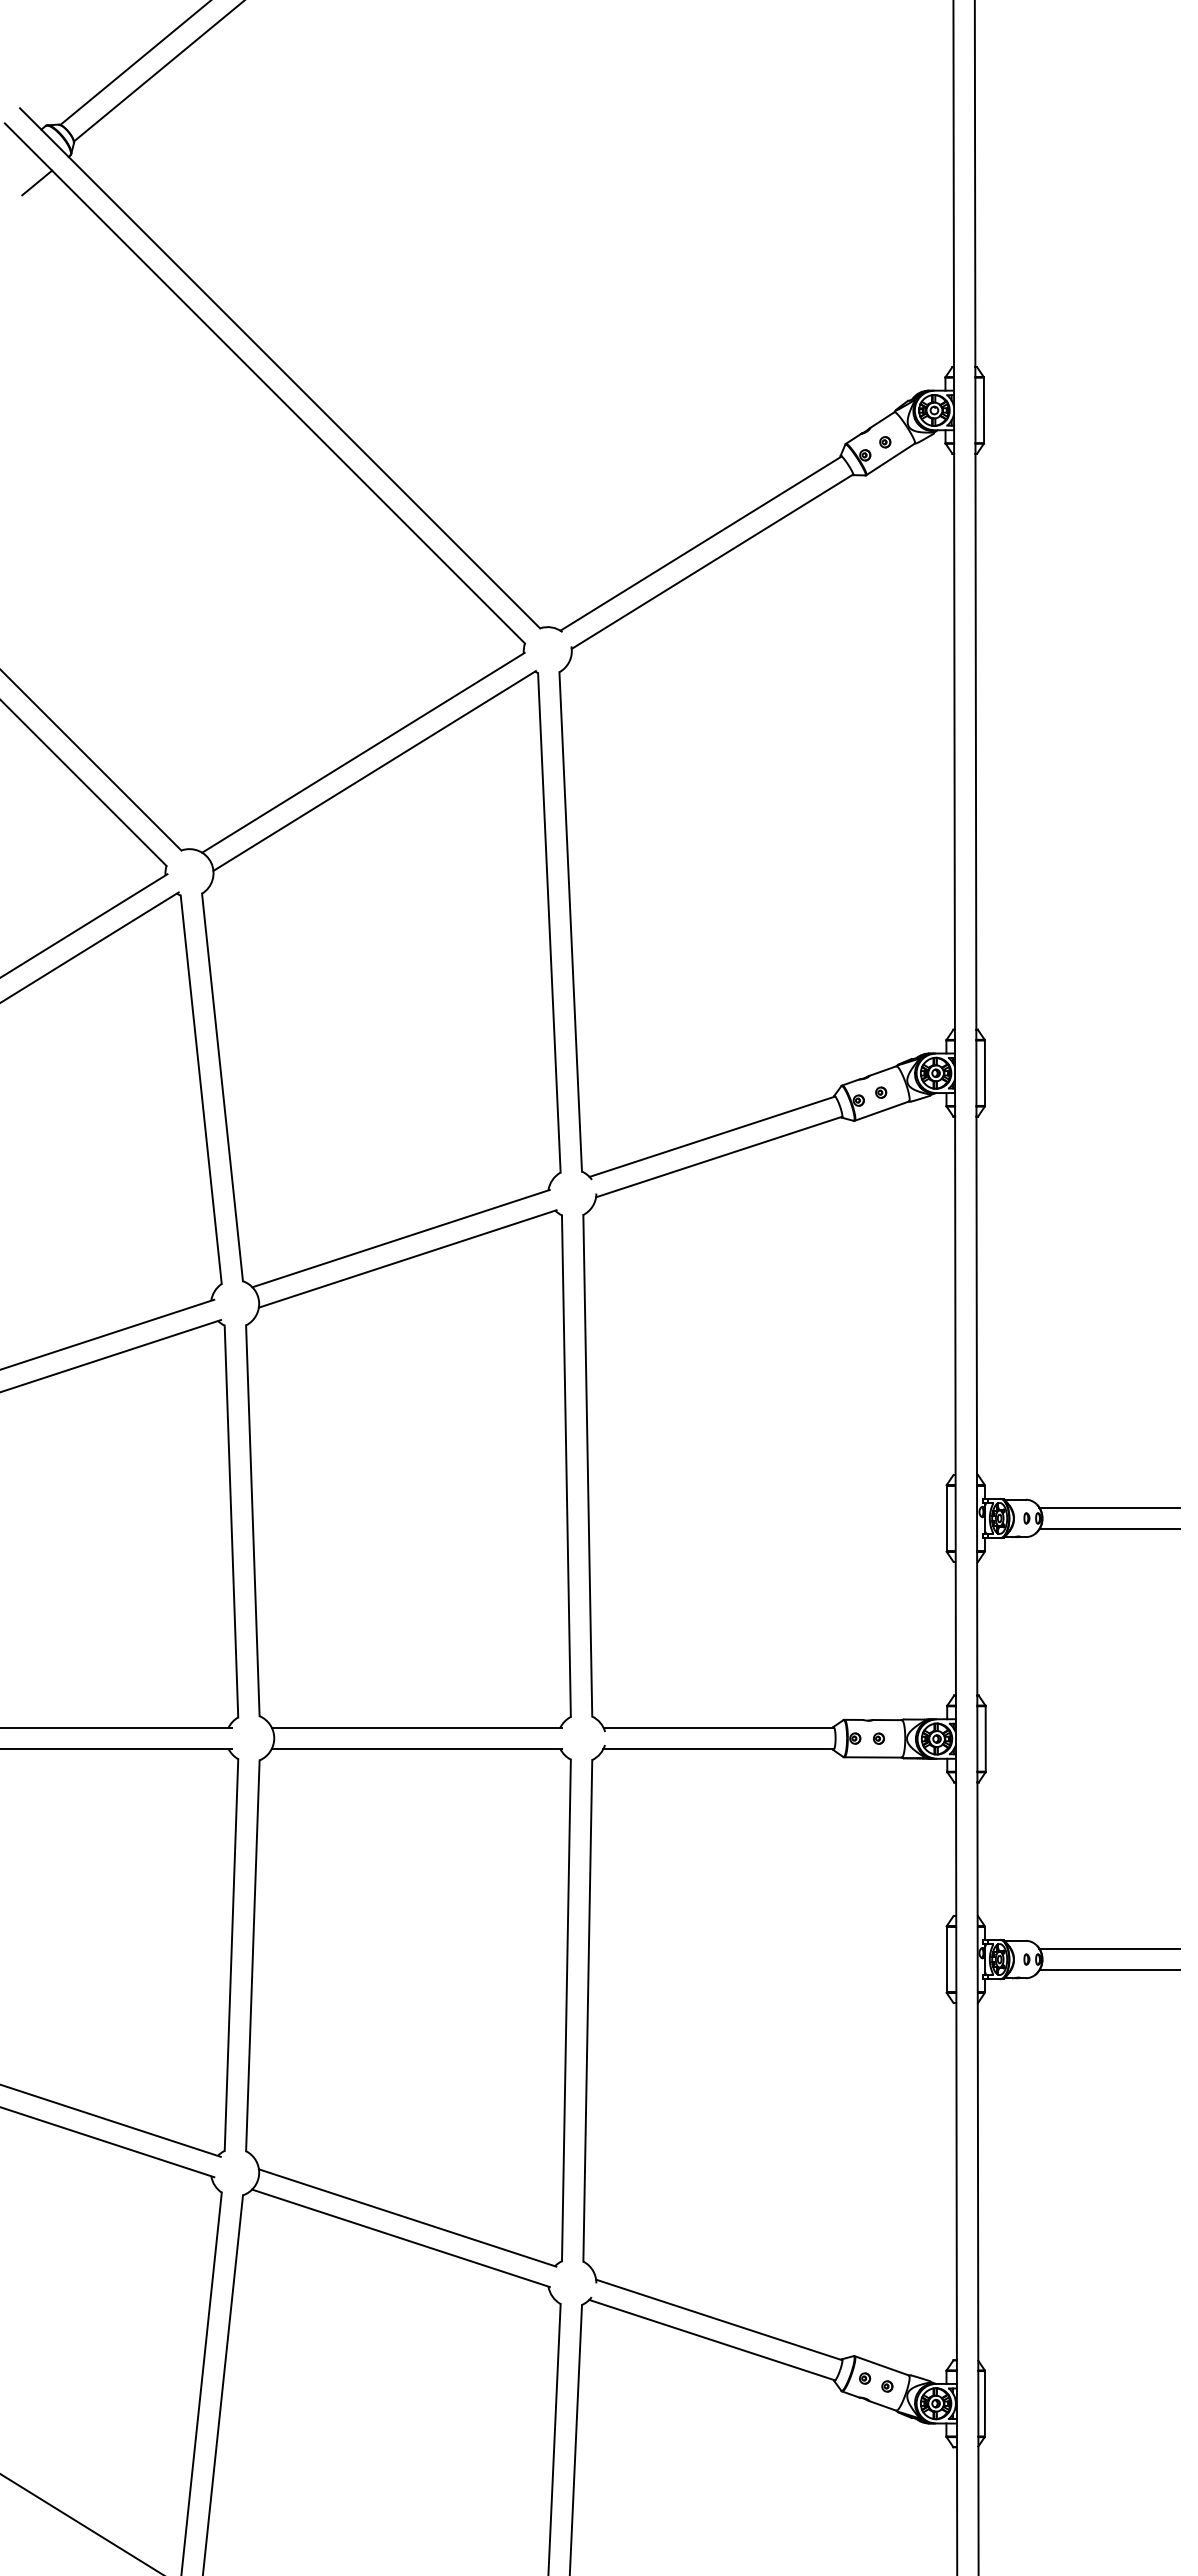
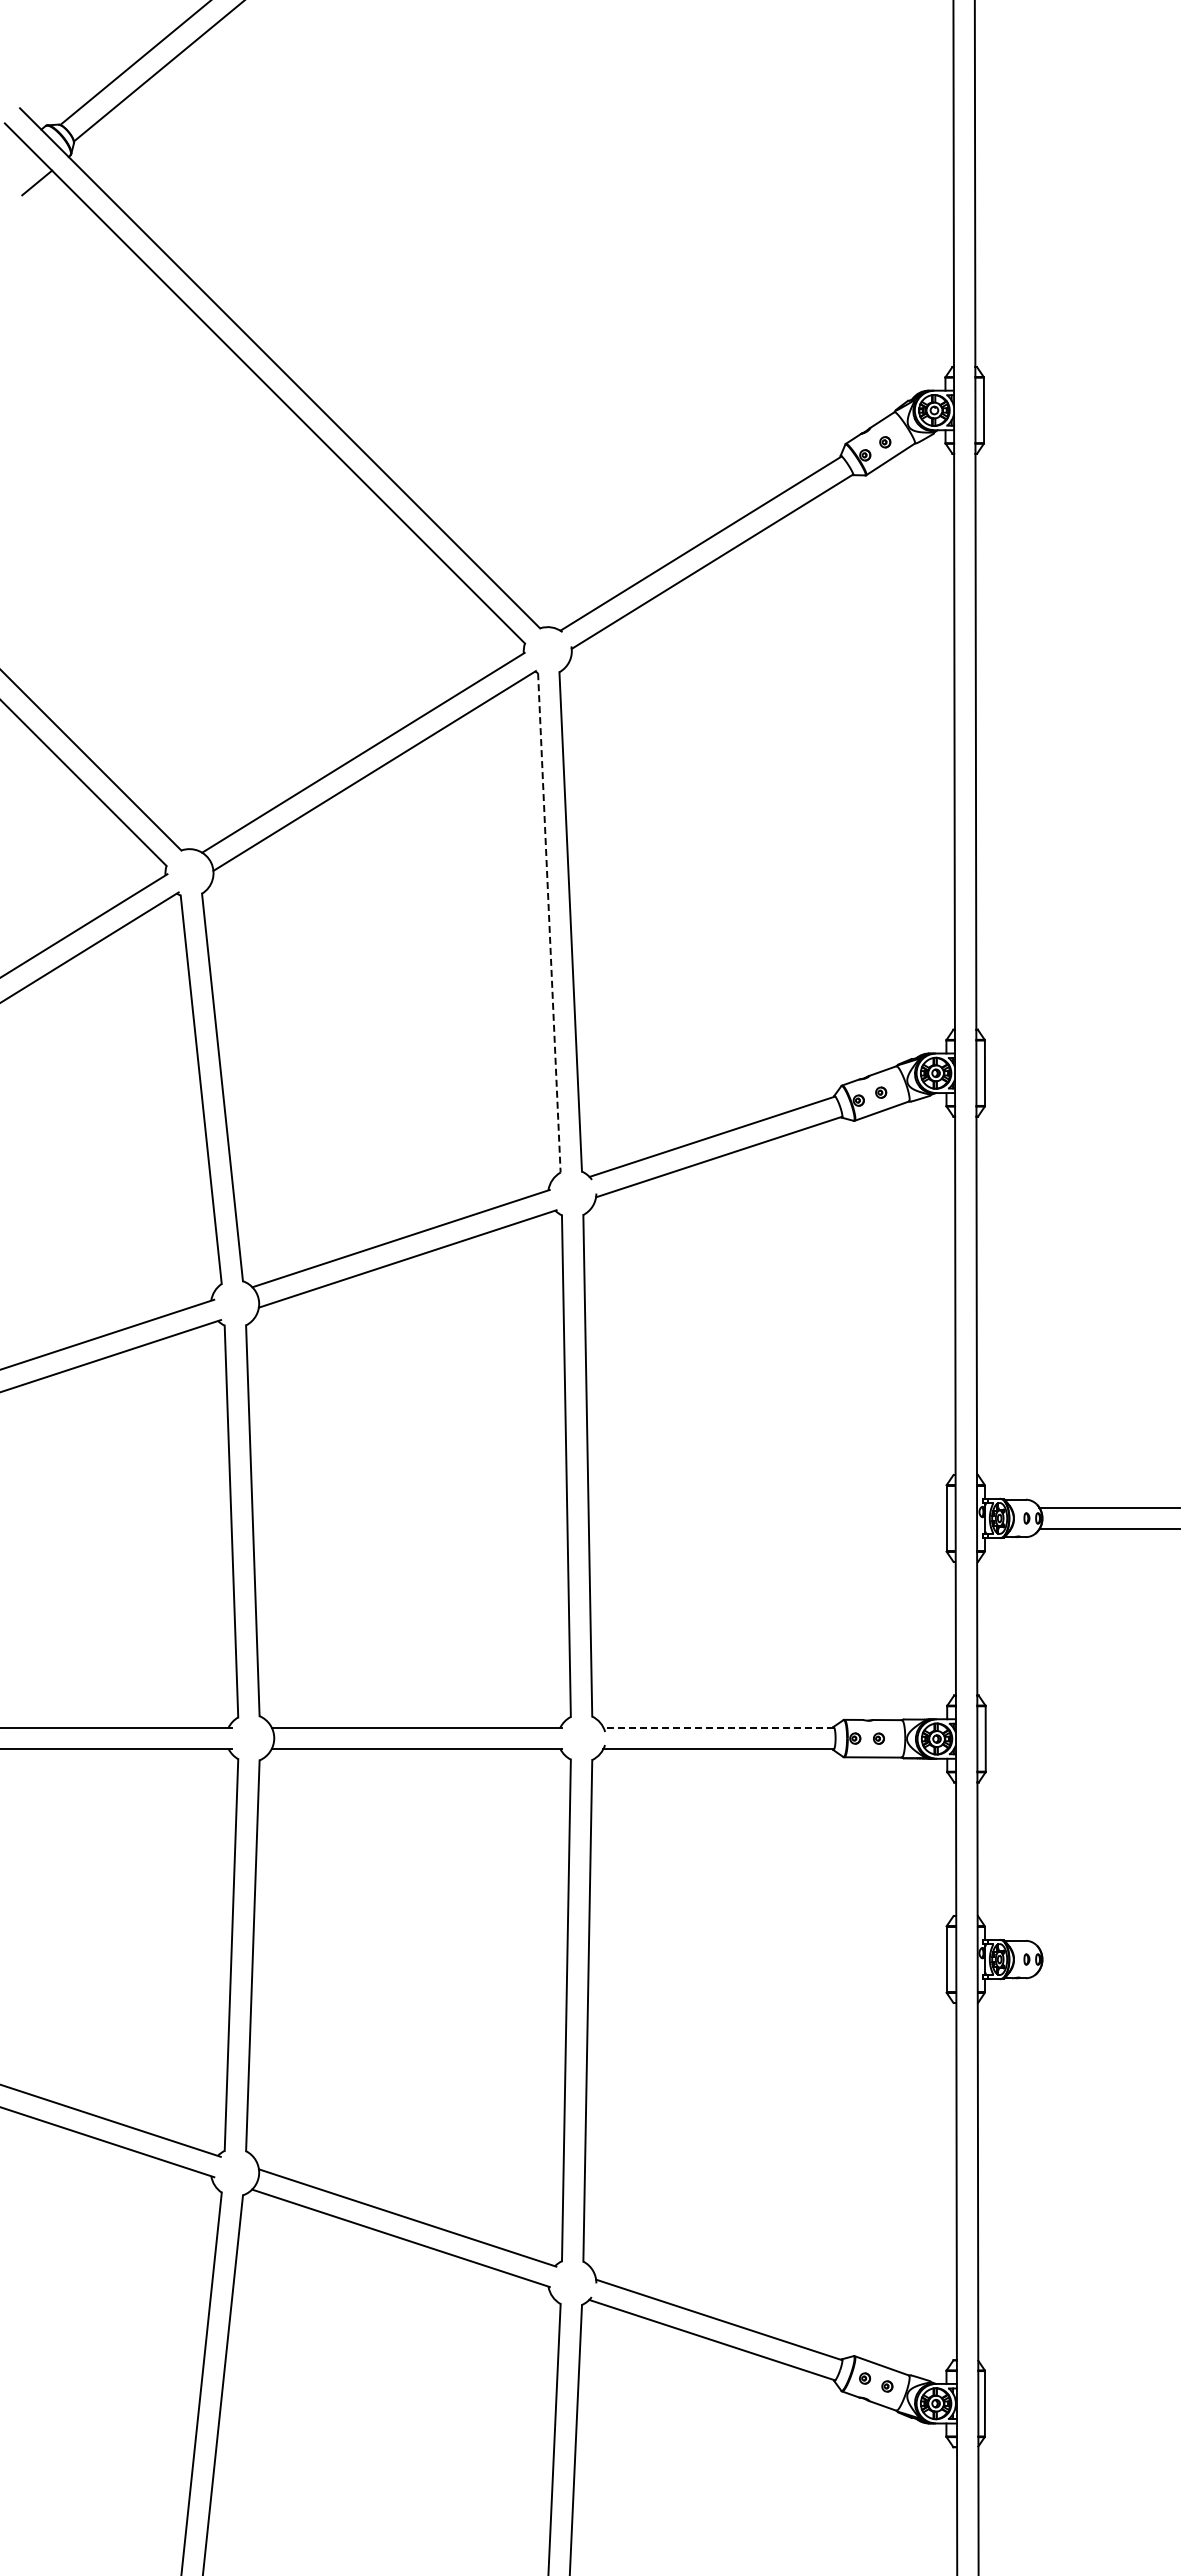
line: solid -> dashed (549, 922)
line: solid -> dashed (718, 1727)
line: present -> none (1109, 1948)
line: present -> none (1109, 1970)
line: present -> none (80, 2523)
